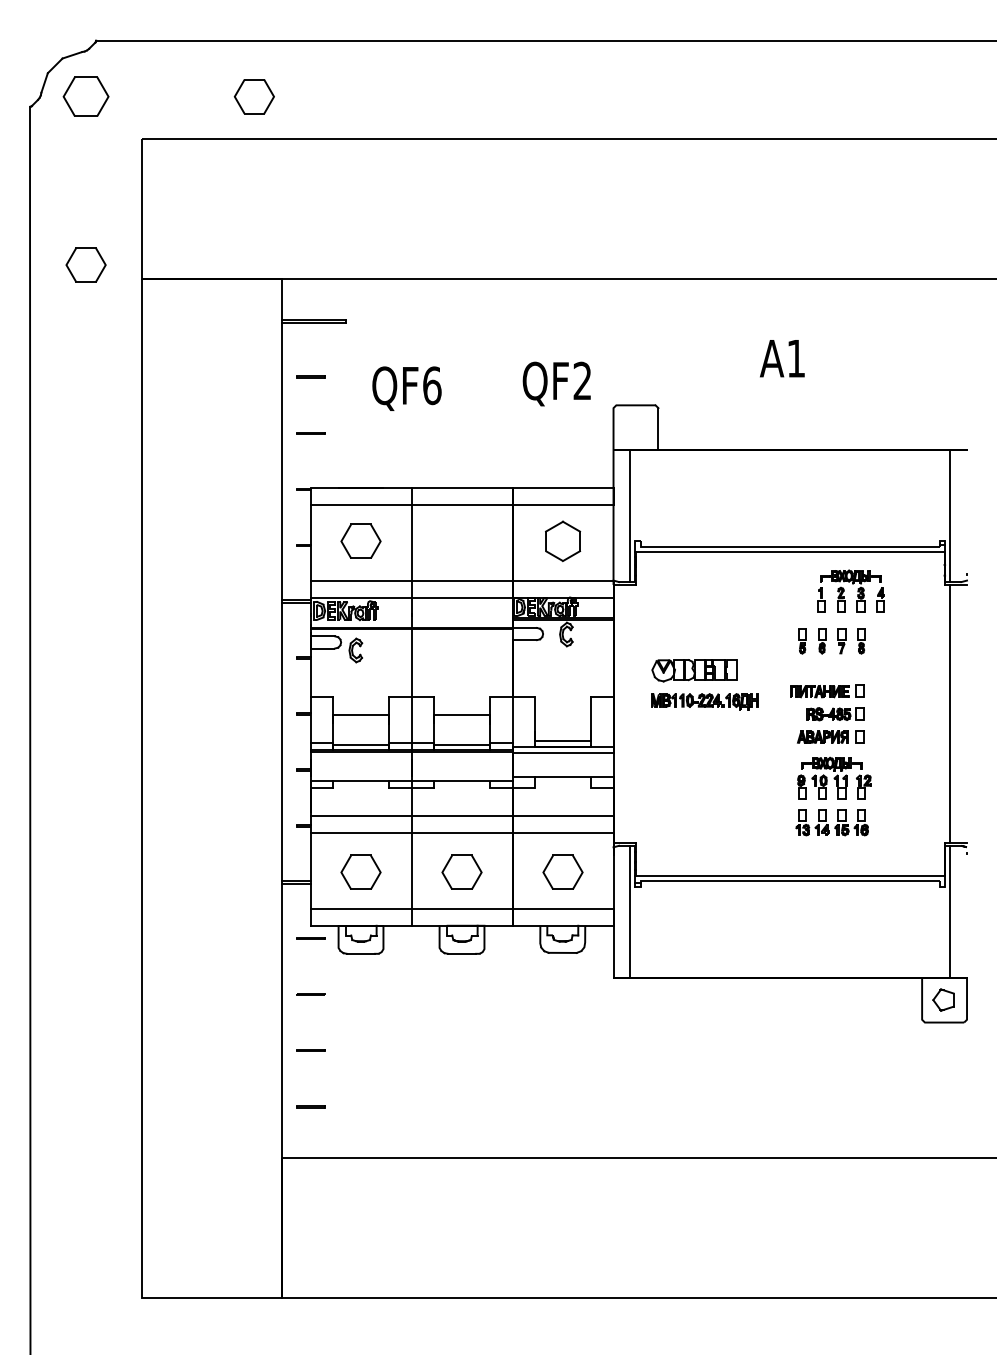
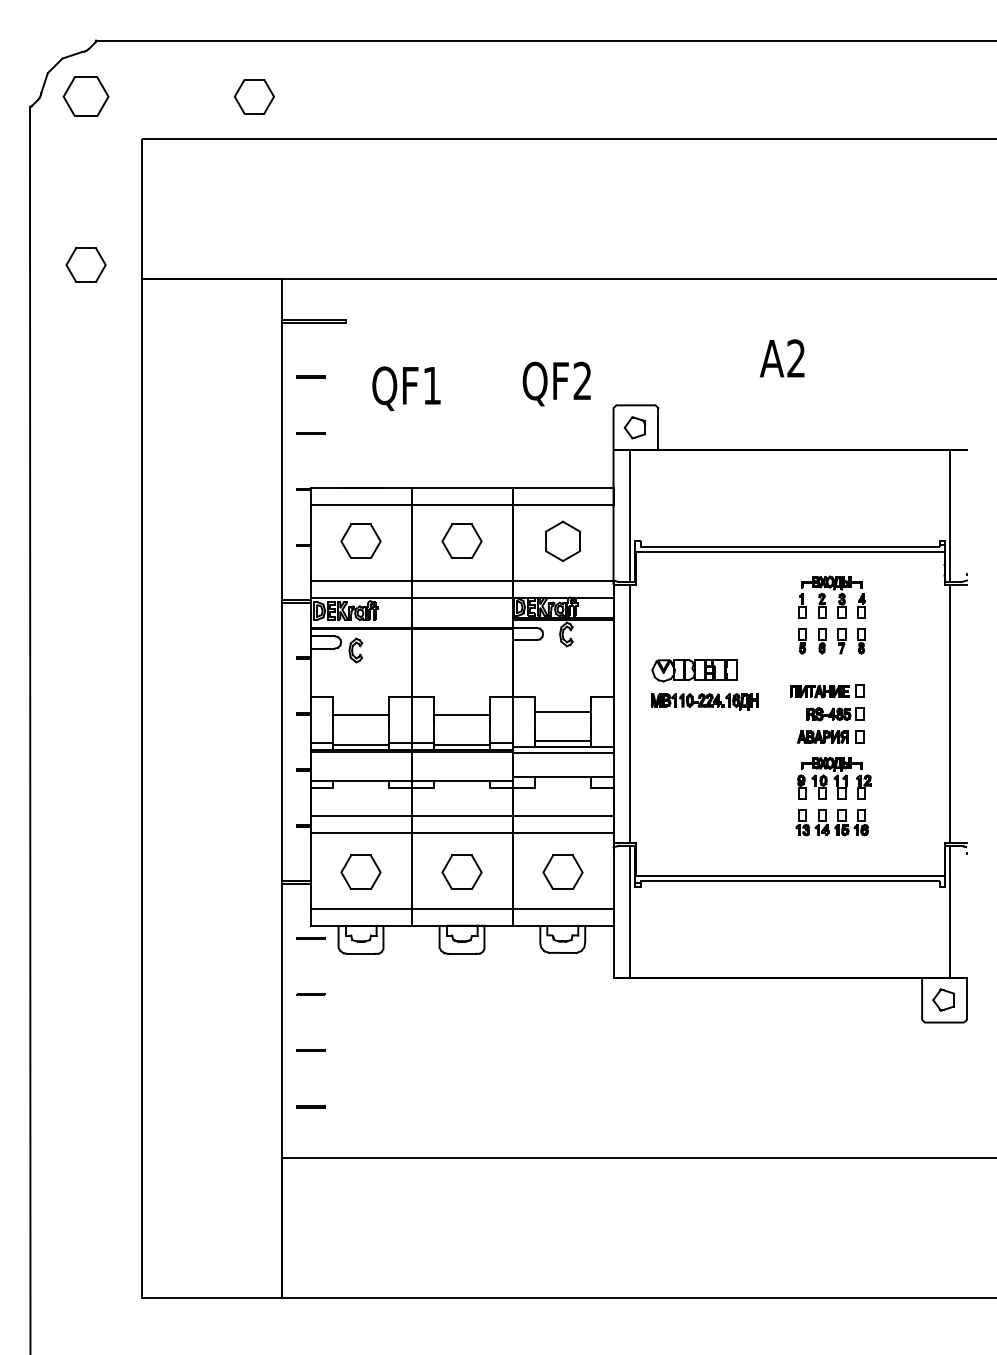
text: A1 -> A2 (795, 358)
text: QF6 -> QF1 (432, 385)
part: none -> present (634, 427)
part: none -> present (461, 540)
part position: (850, 590) -> (831, 596) (831, 596)
line: none -> present (562, 712)
line: none -> present (630, 713)
